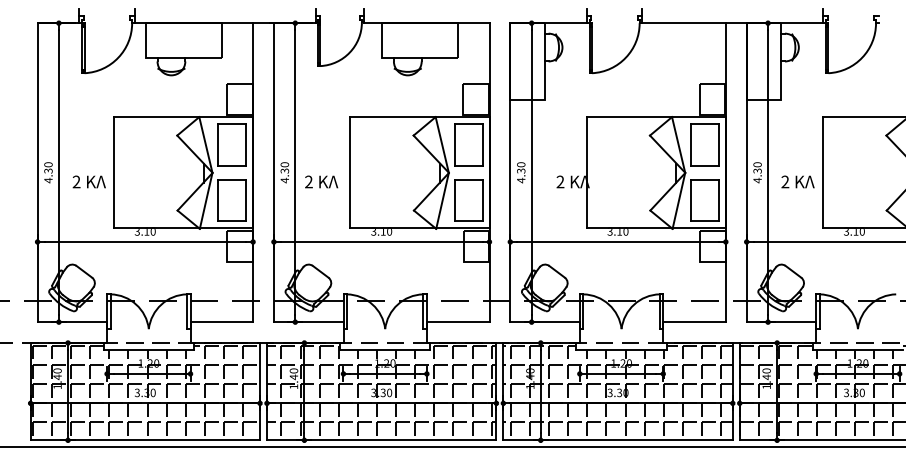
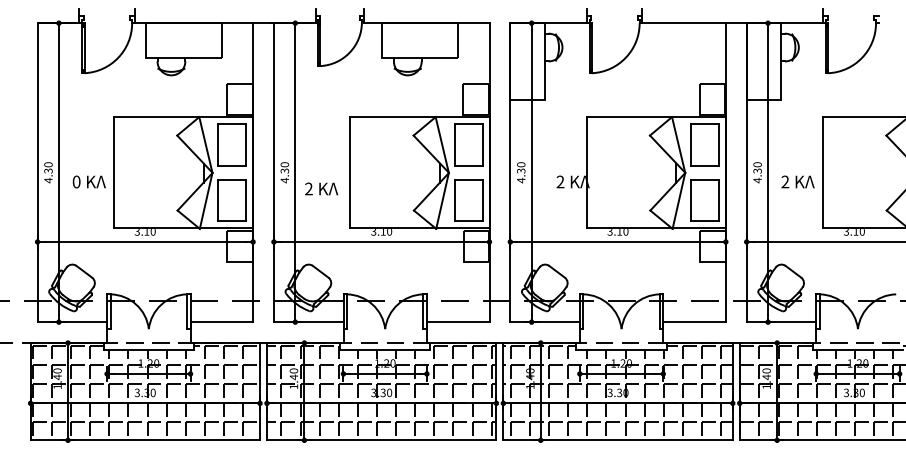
text: 2 -> 0 (76, 181)
text position: (321, 181) -> (321, 188) (321, 188)
line: present -> none (452, 447)
